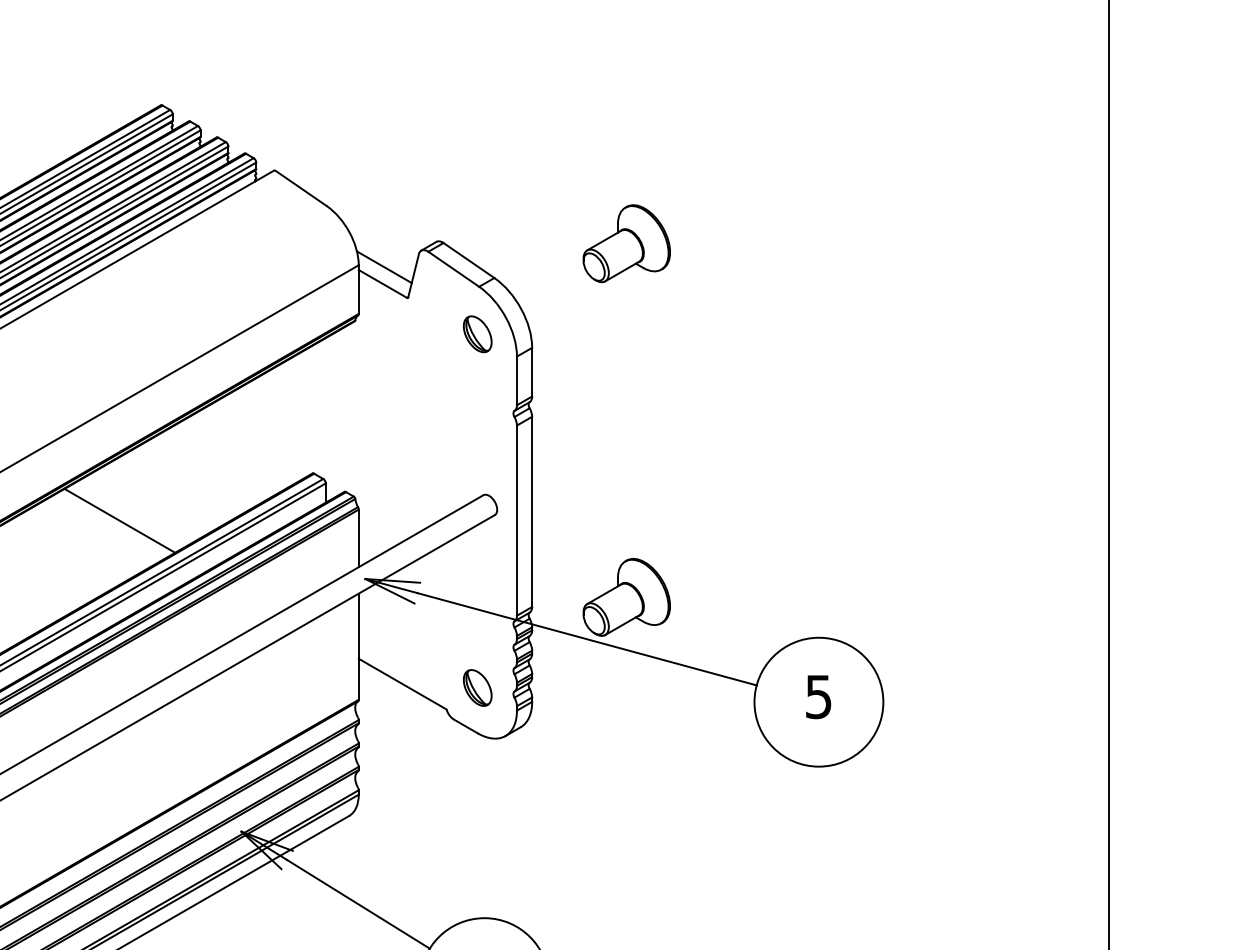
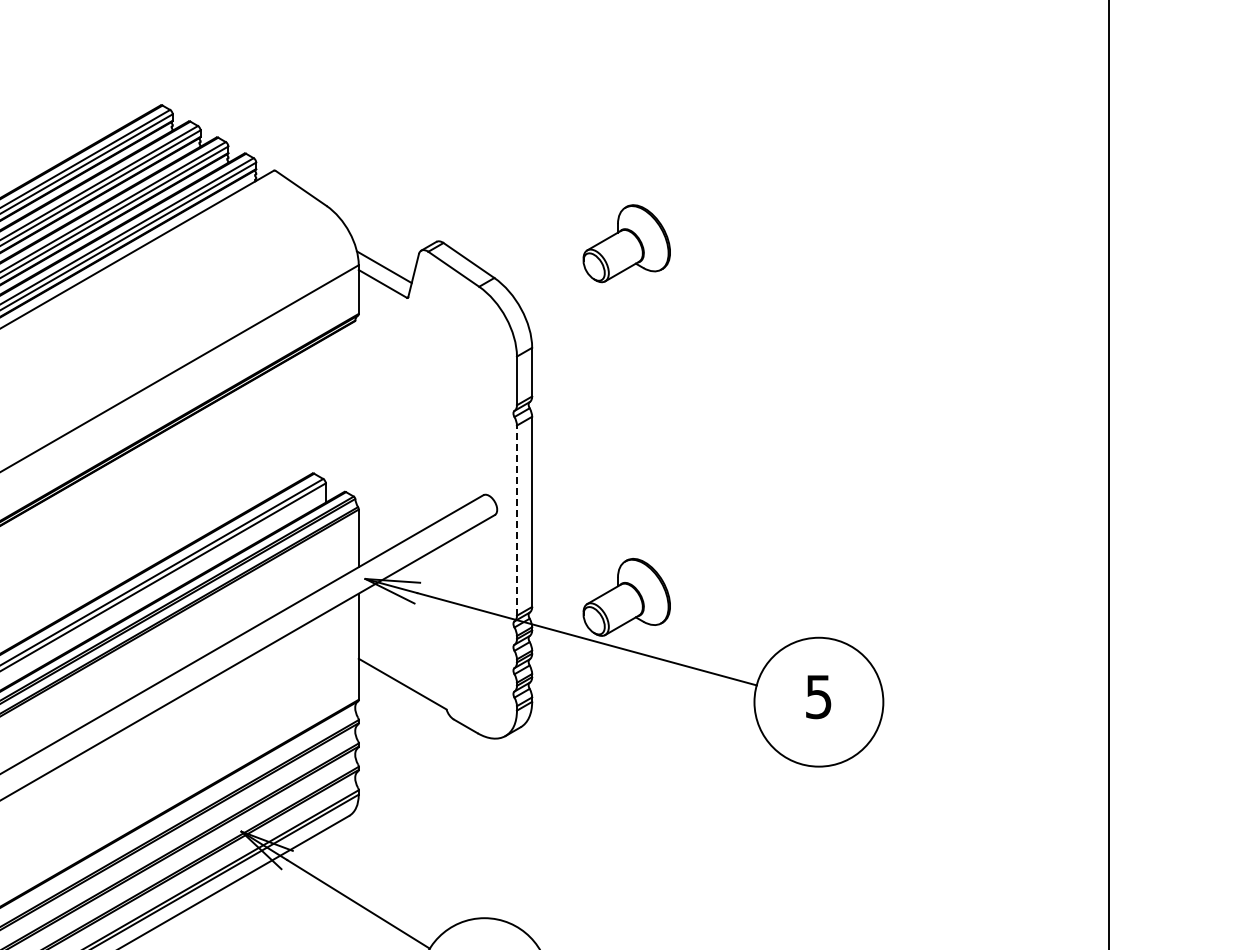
part: present -> none (477, 334)
line: present -> none (119, 520)
line: solid -> dashed (516, 520)
part: present -> none (477, 687)
